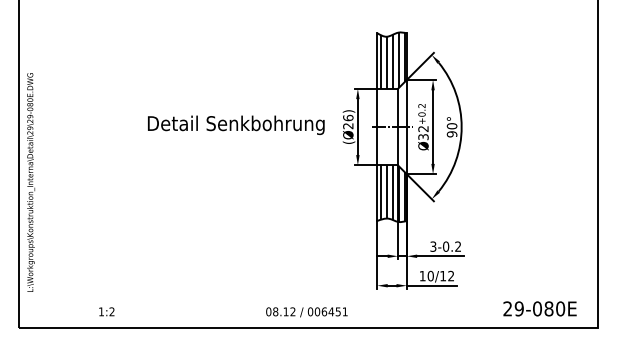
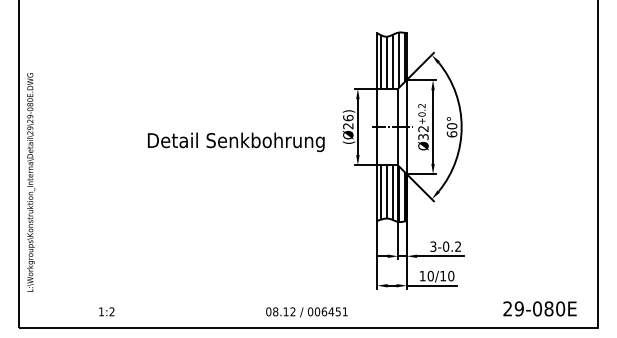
text position: (236, 124) -> (236, 141) (236, 141)
text: 90° -> 60° (451, 134)
text: 10/12 -> 10/10 (451, 276)
